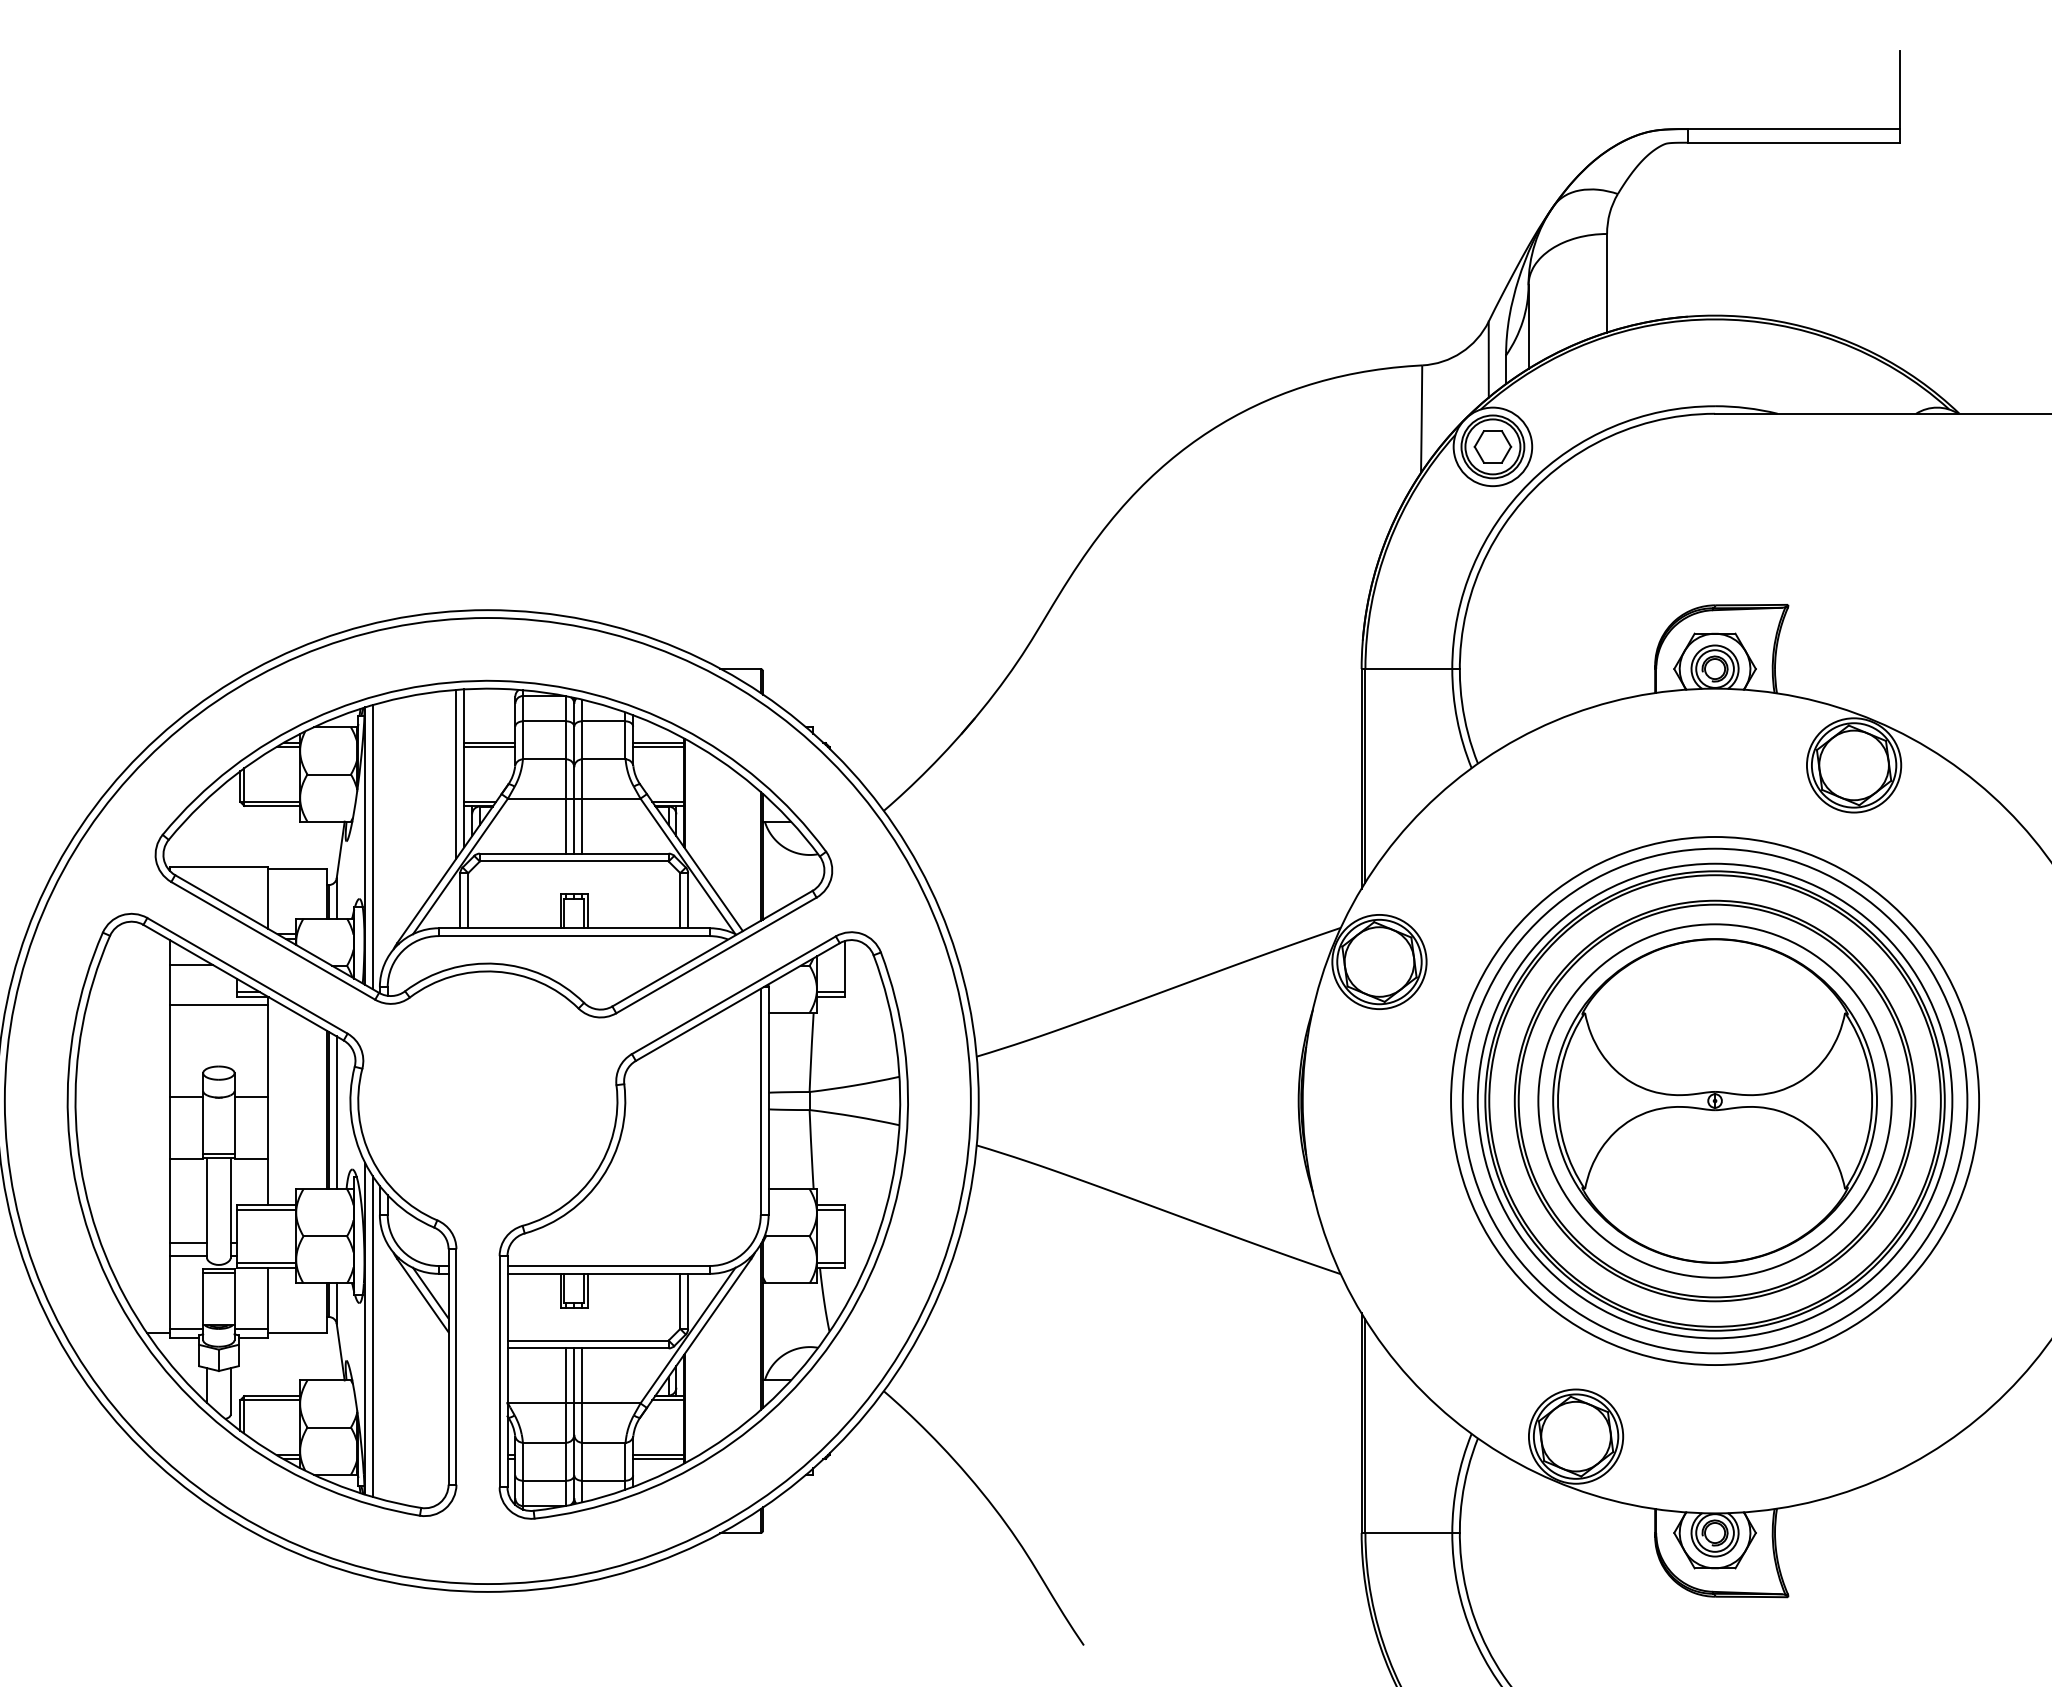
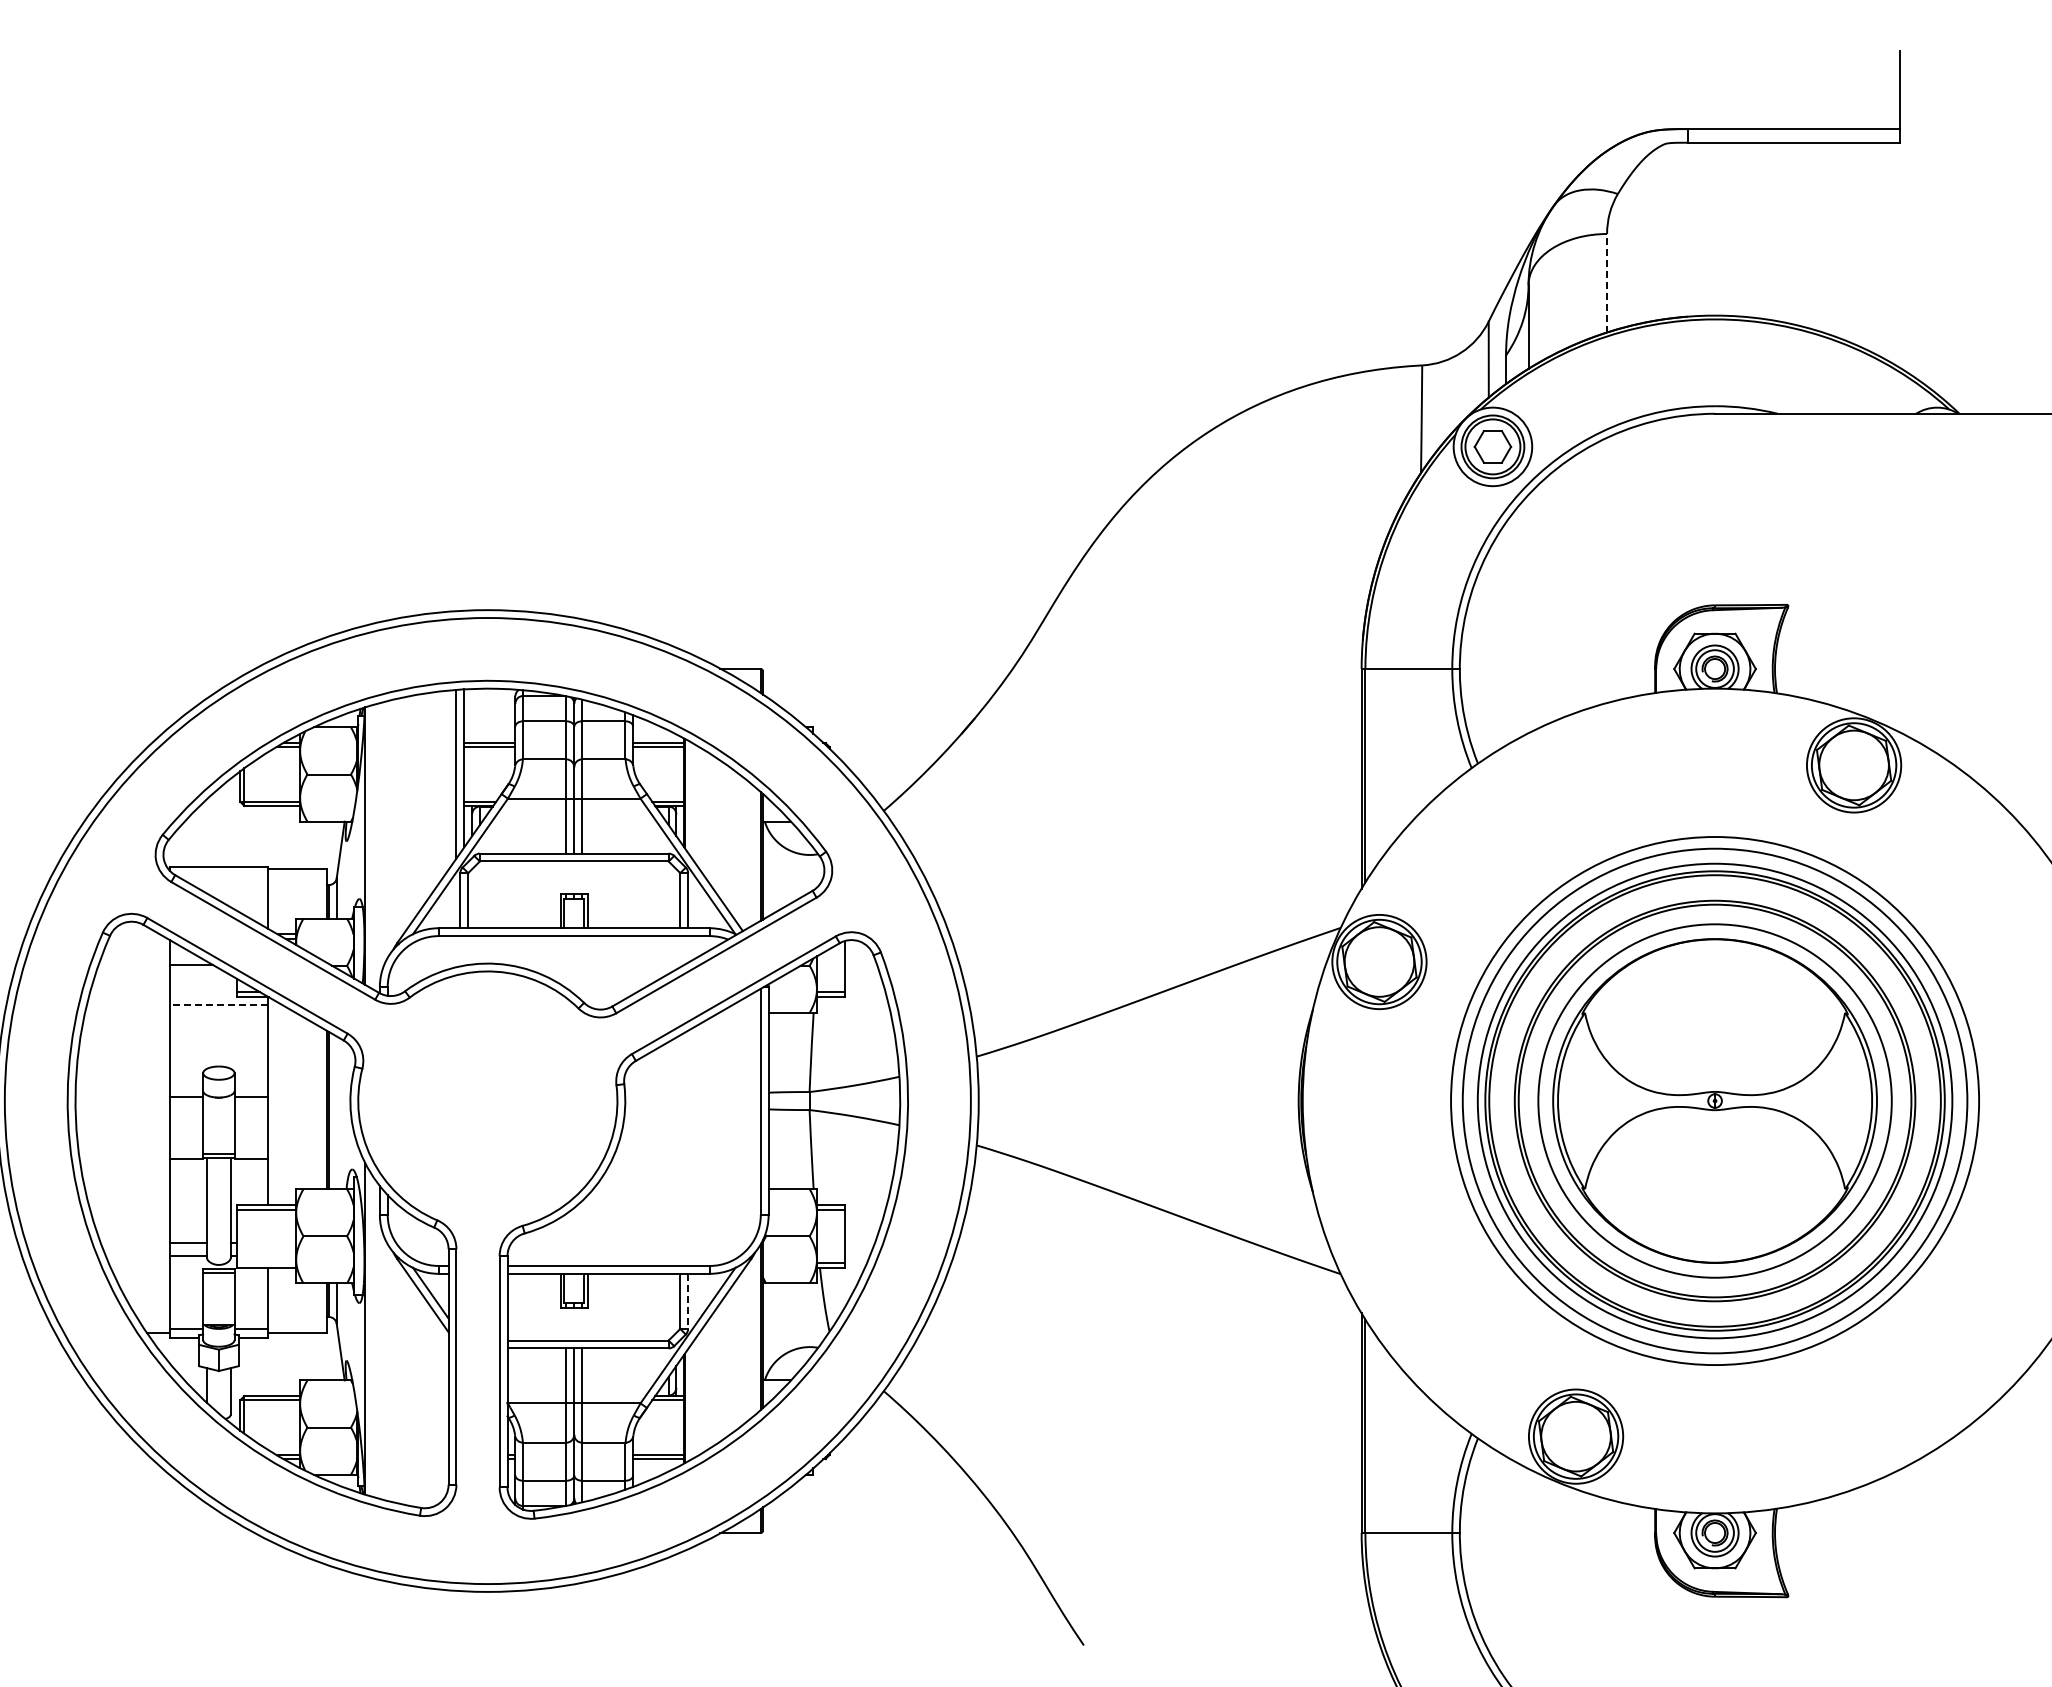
line: solid -> dashed (1607, 282)
line: present -> none (372, 847)
line: solid -> dashed (218, 1004)
line: present -> none (336, 1112)
line: present -> none (266, 1262)
line: solid -> dashed (688, 1301)
line: present -> none (372, 1336)
